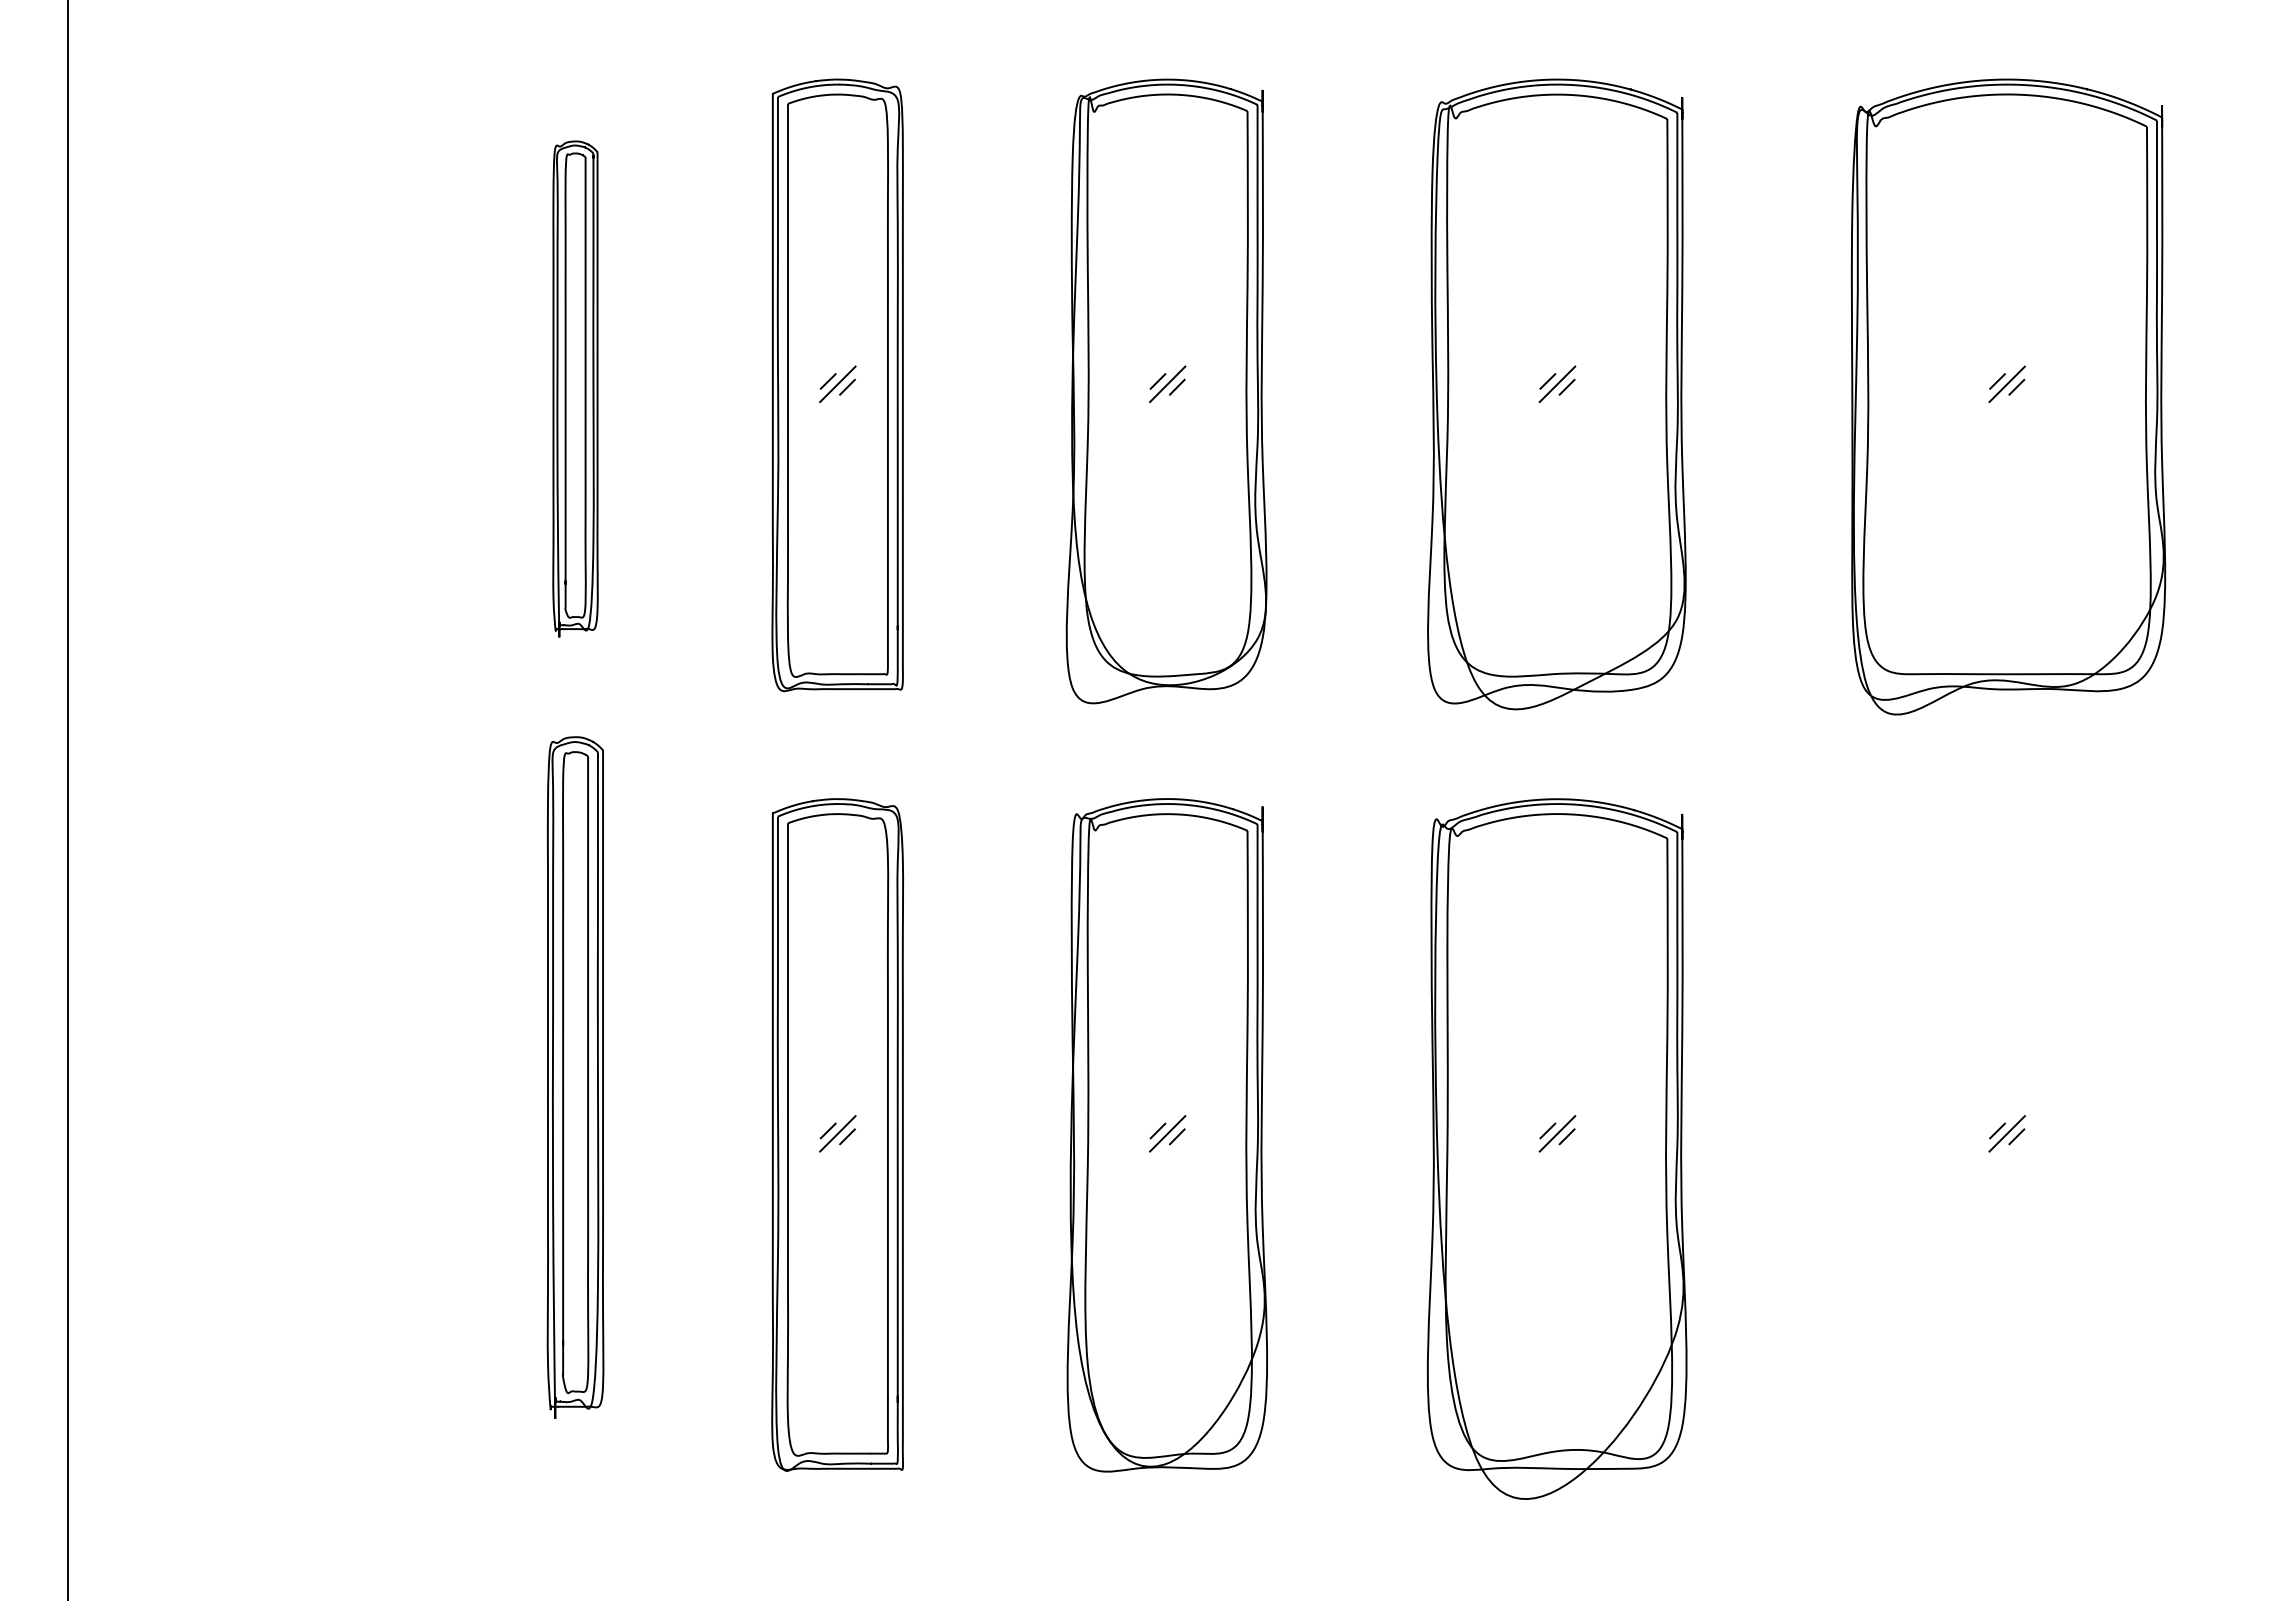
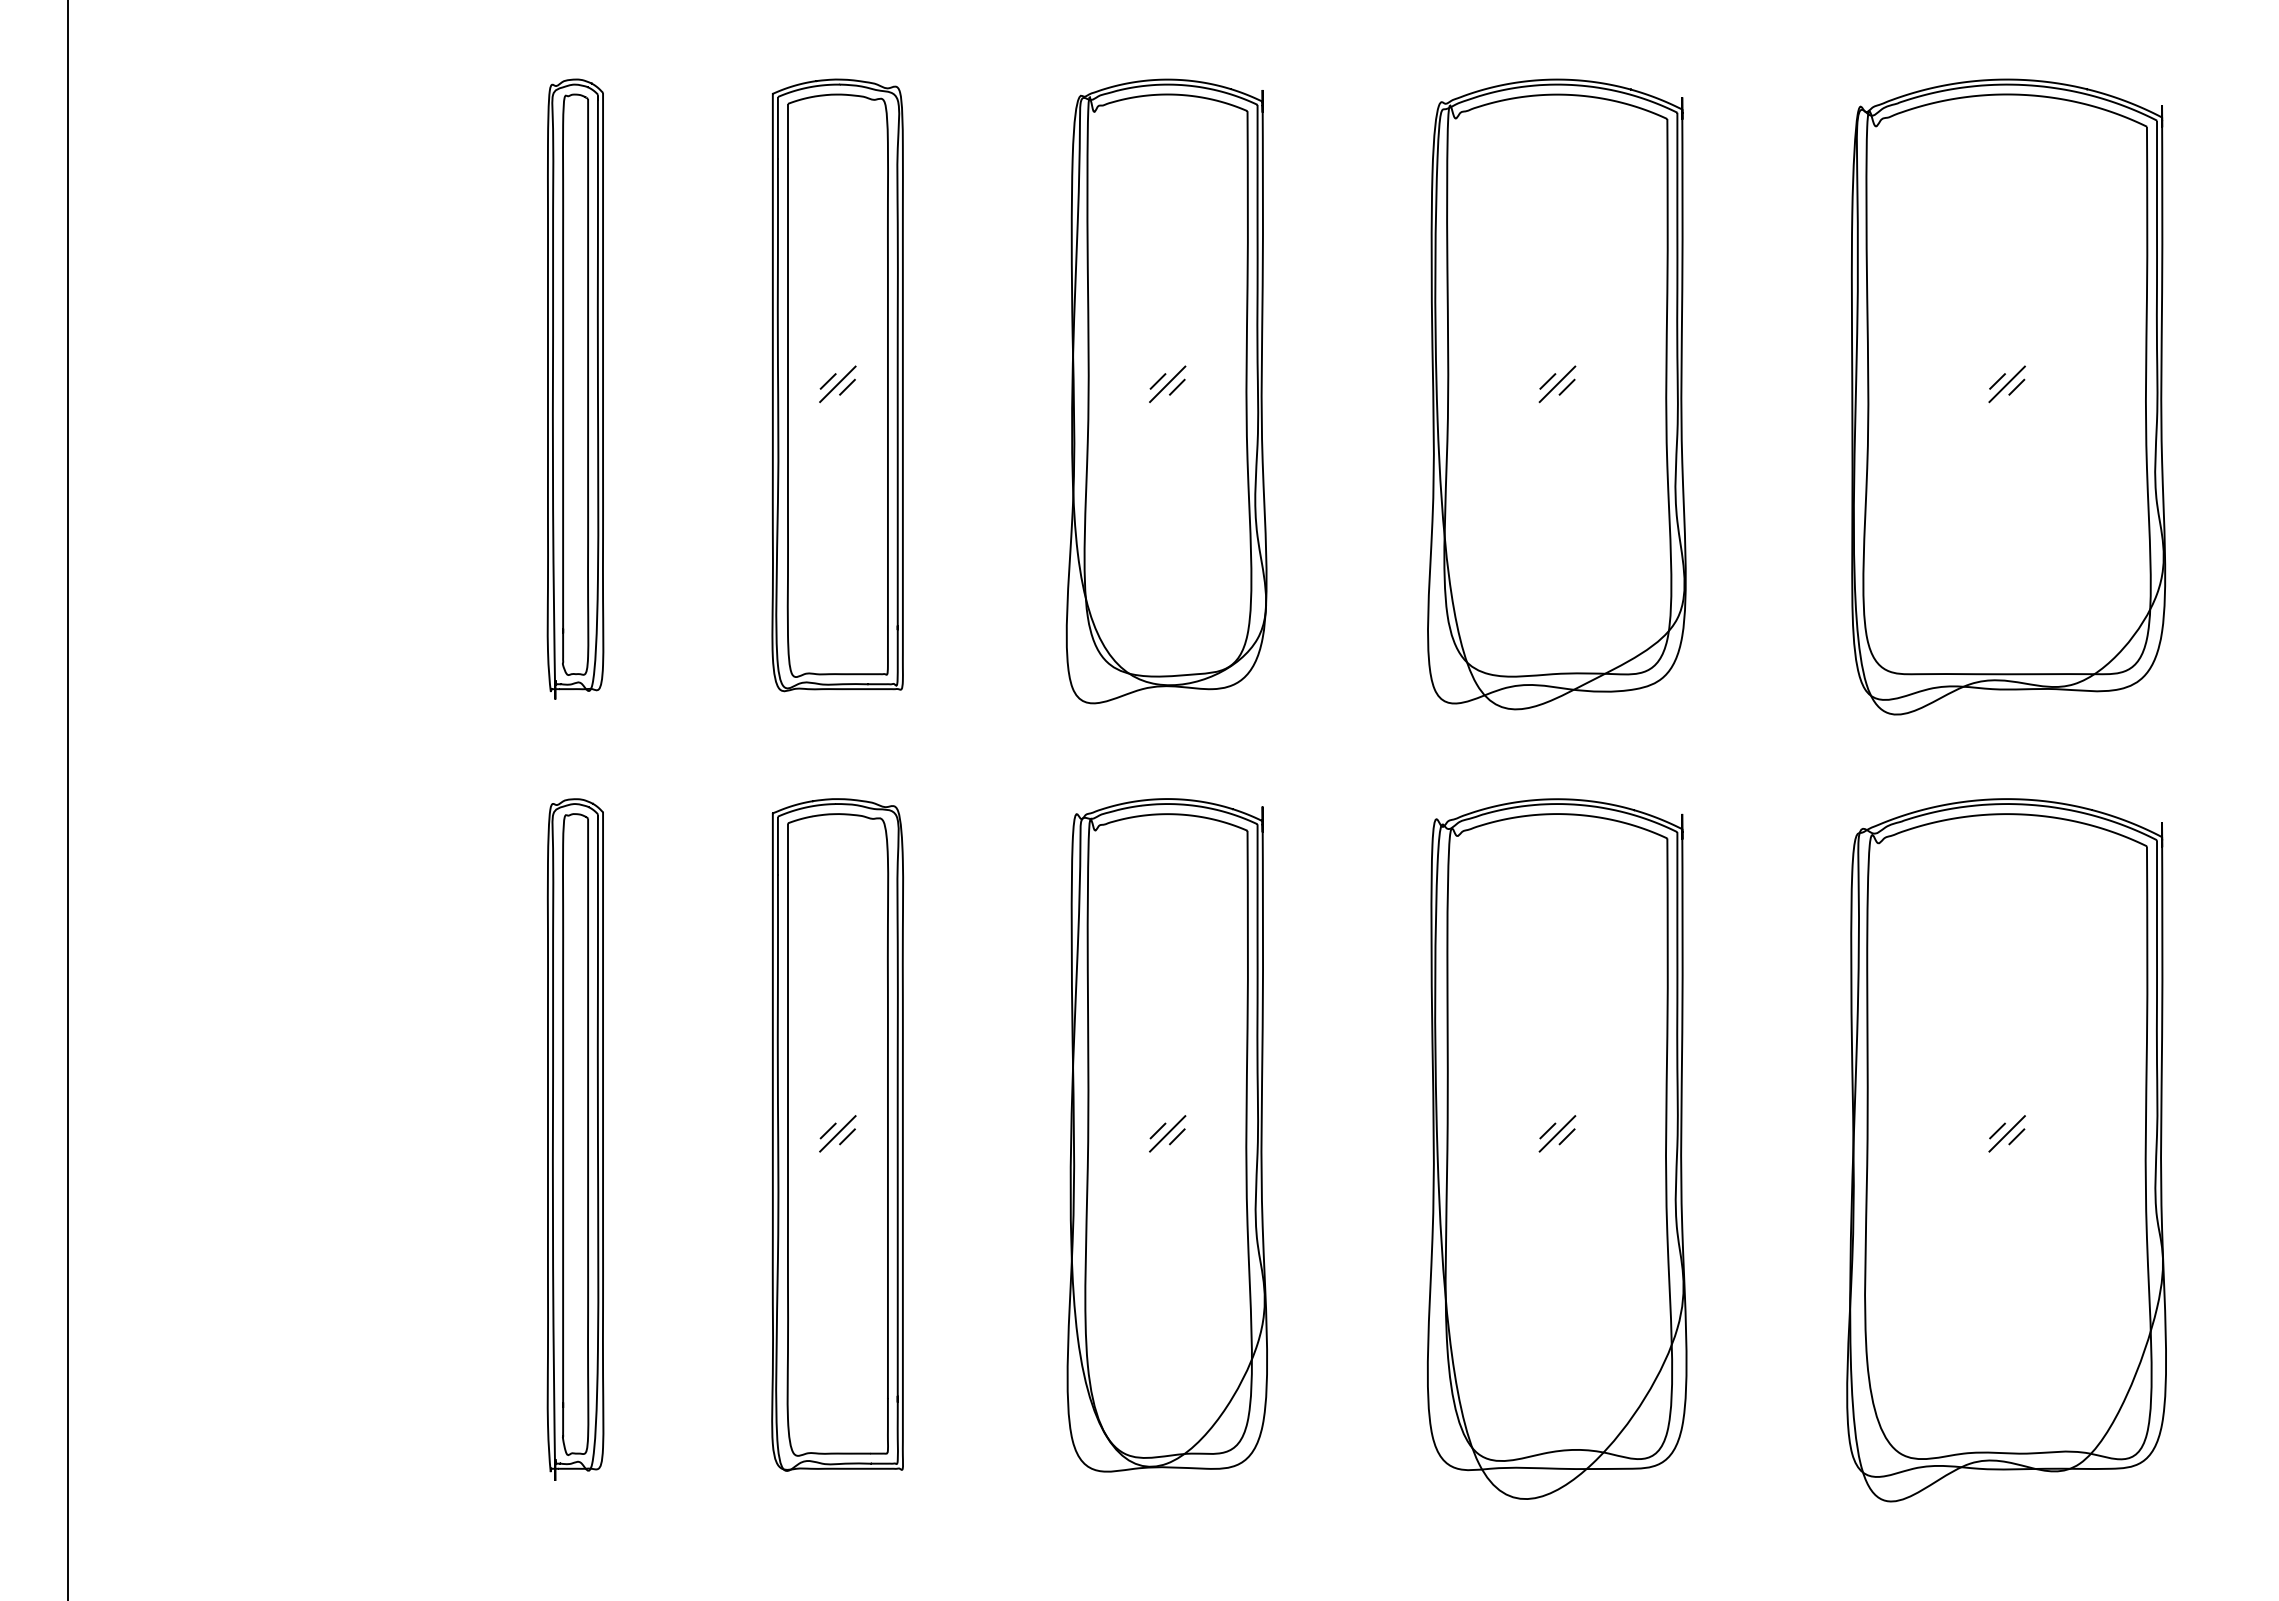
part size: 47x498 px -> 59x622 px (575, 388)
part position: (575, 1077) -> (575, 1139) (575, 1139)
part: none -> present (2006, 1150)
